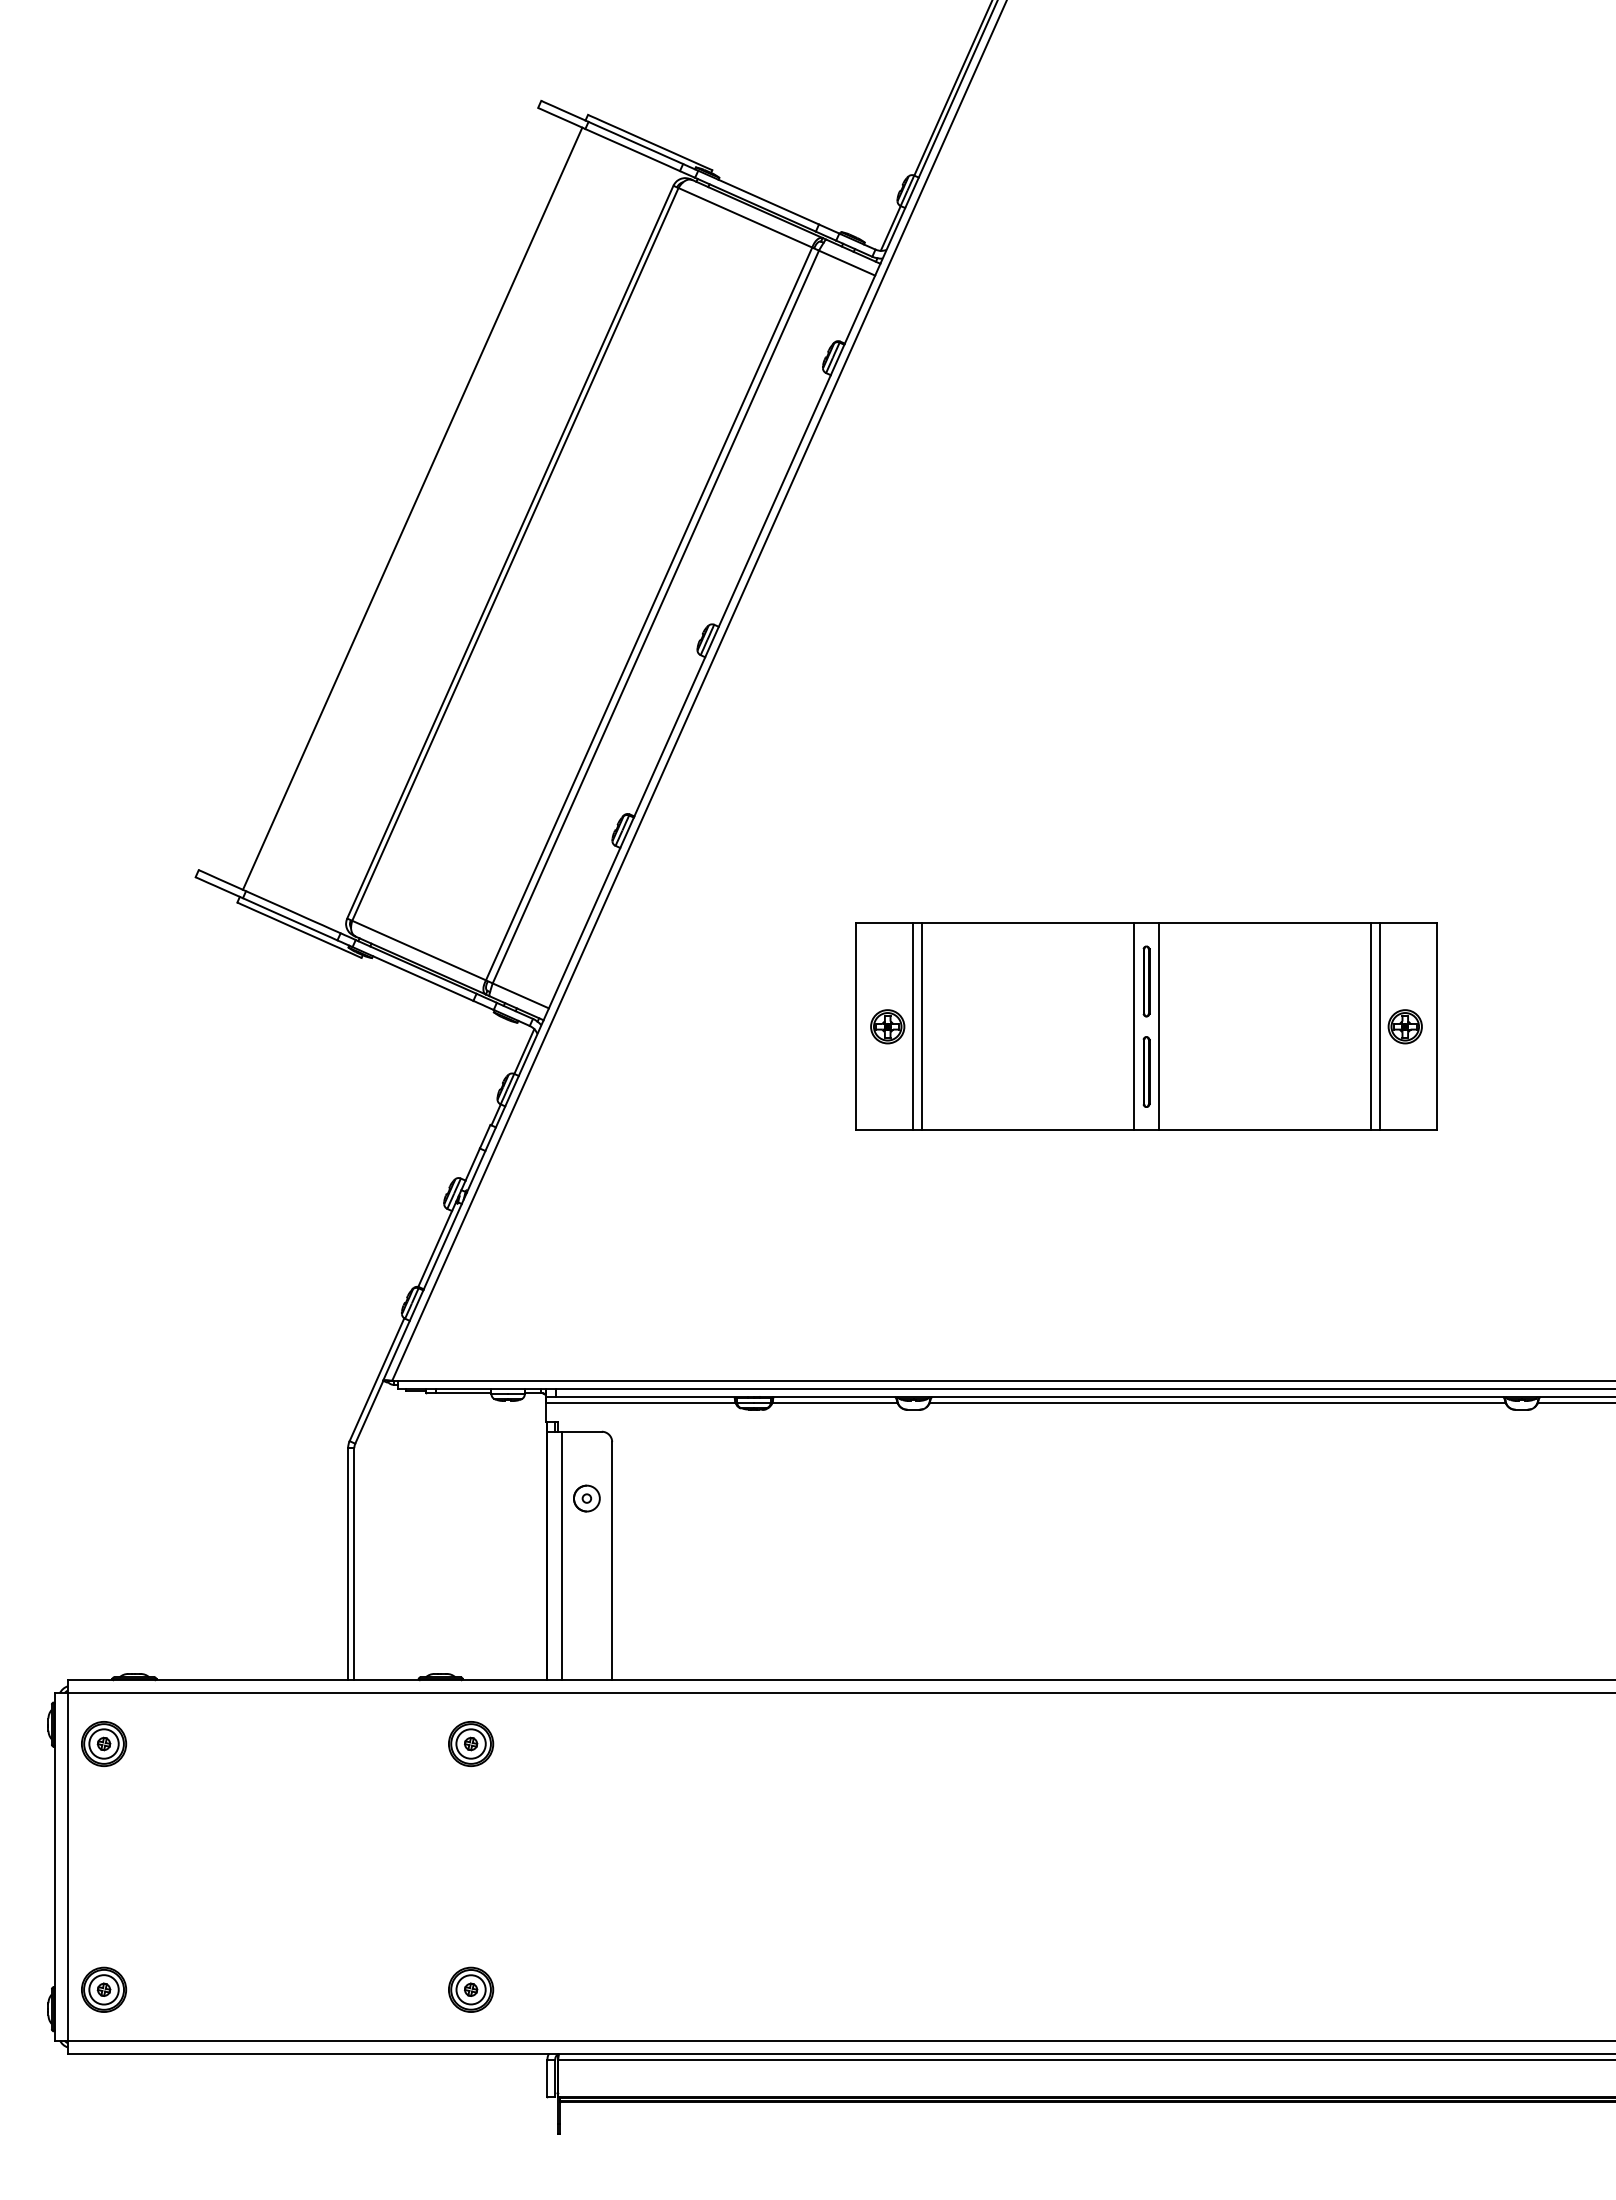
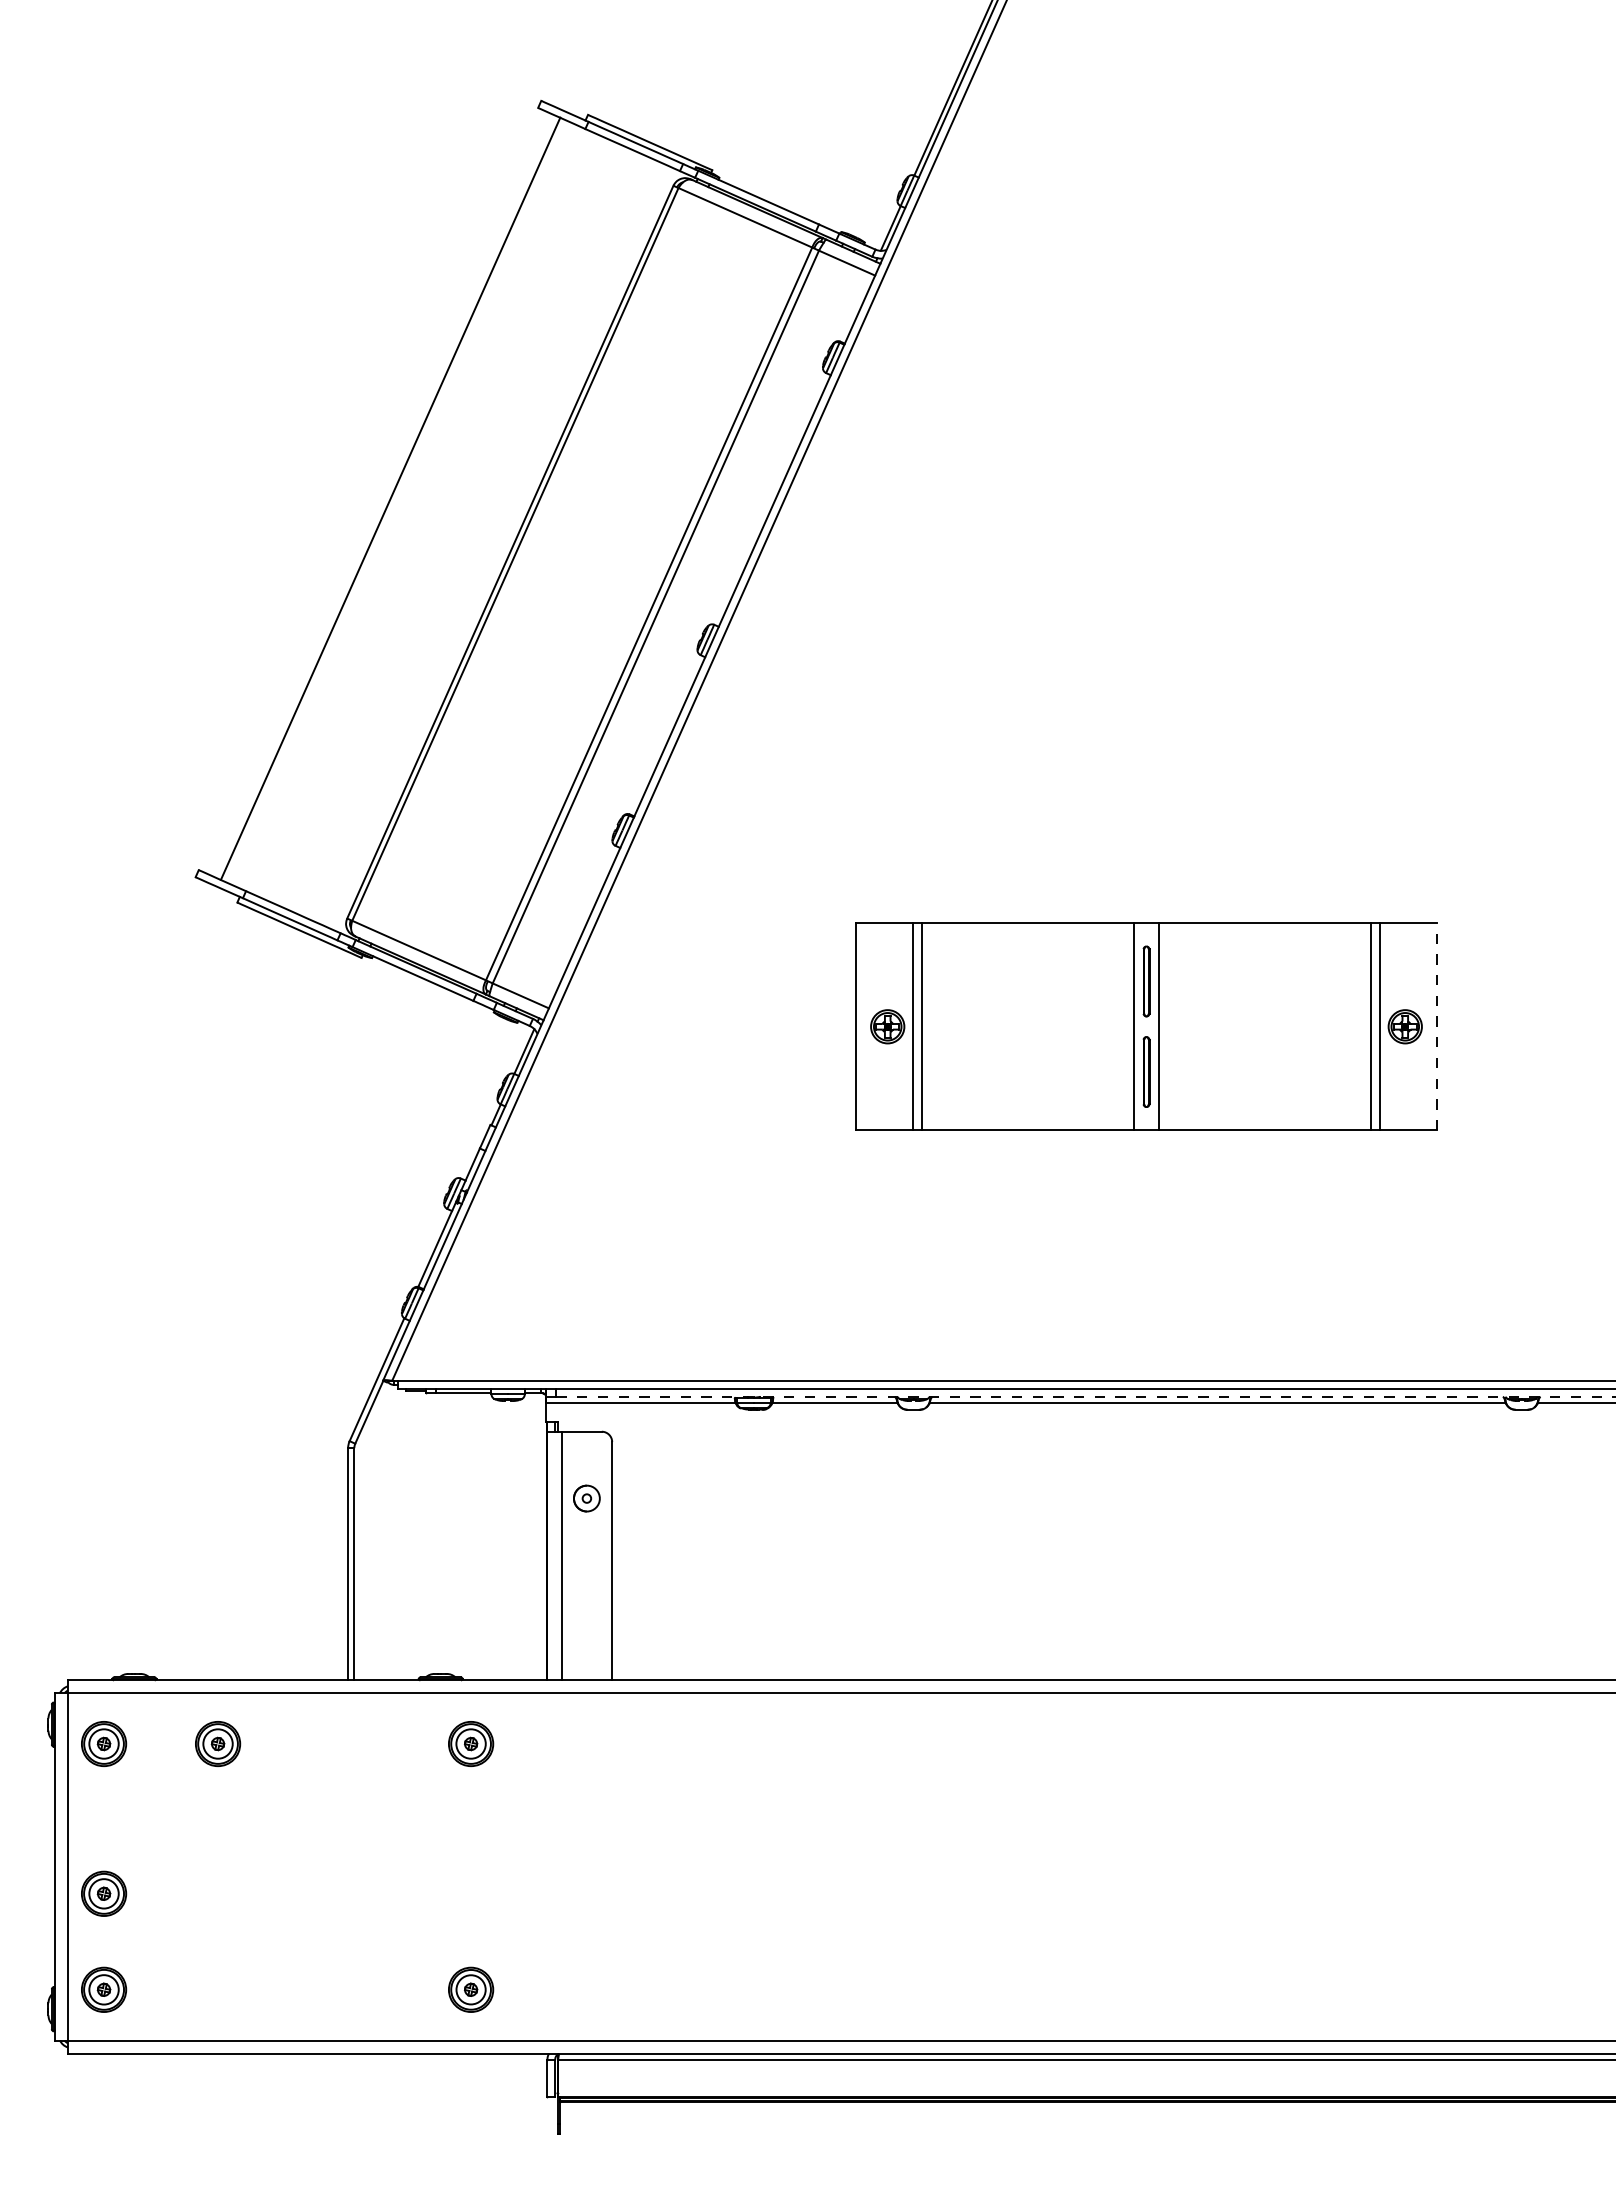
line position: (412, 508) -> (390, 498) (390, 498)
line: solid -> dashed (1436, 1026)
line: solid -> dashed (1086, 1396)
part: none -> present (218, 1743)
part: none -> present (104, 1893)
